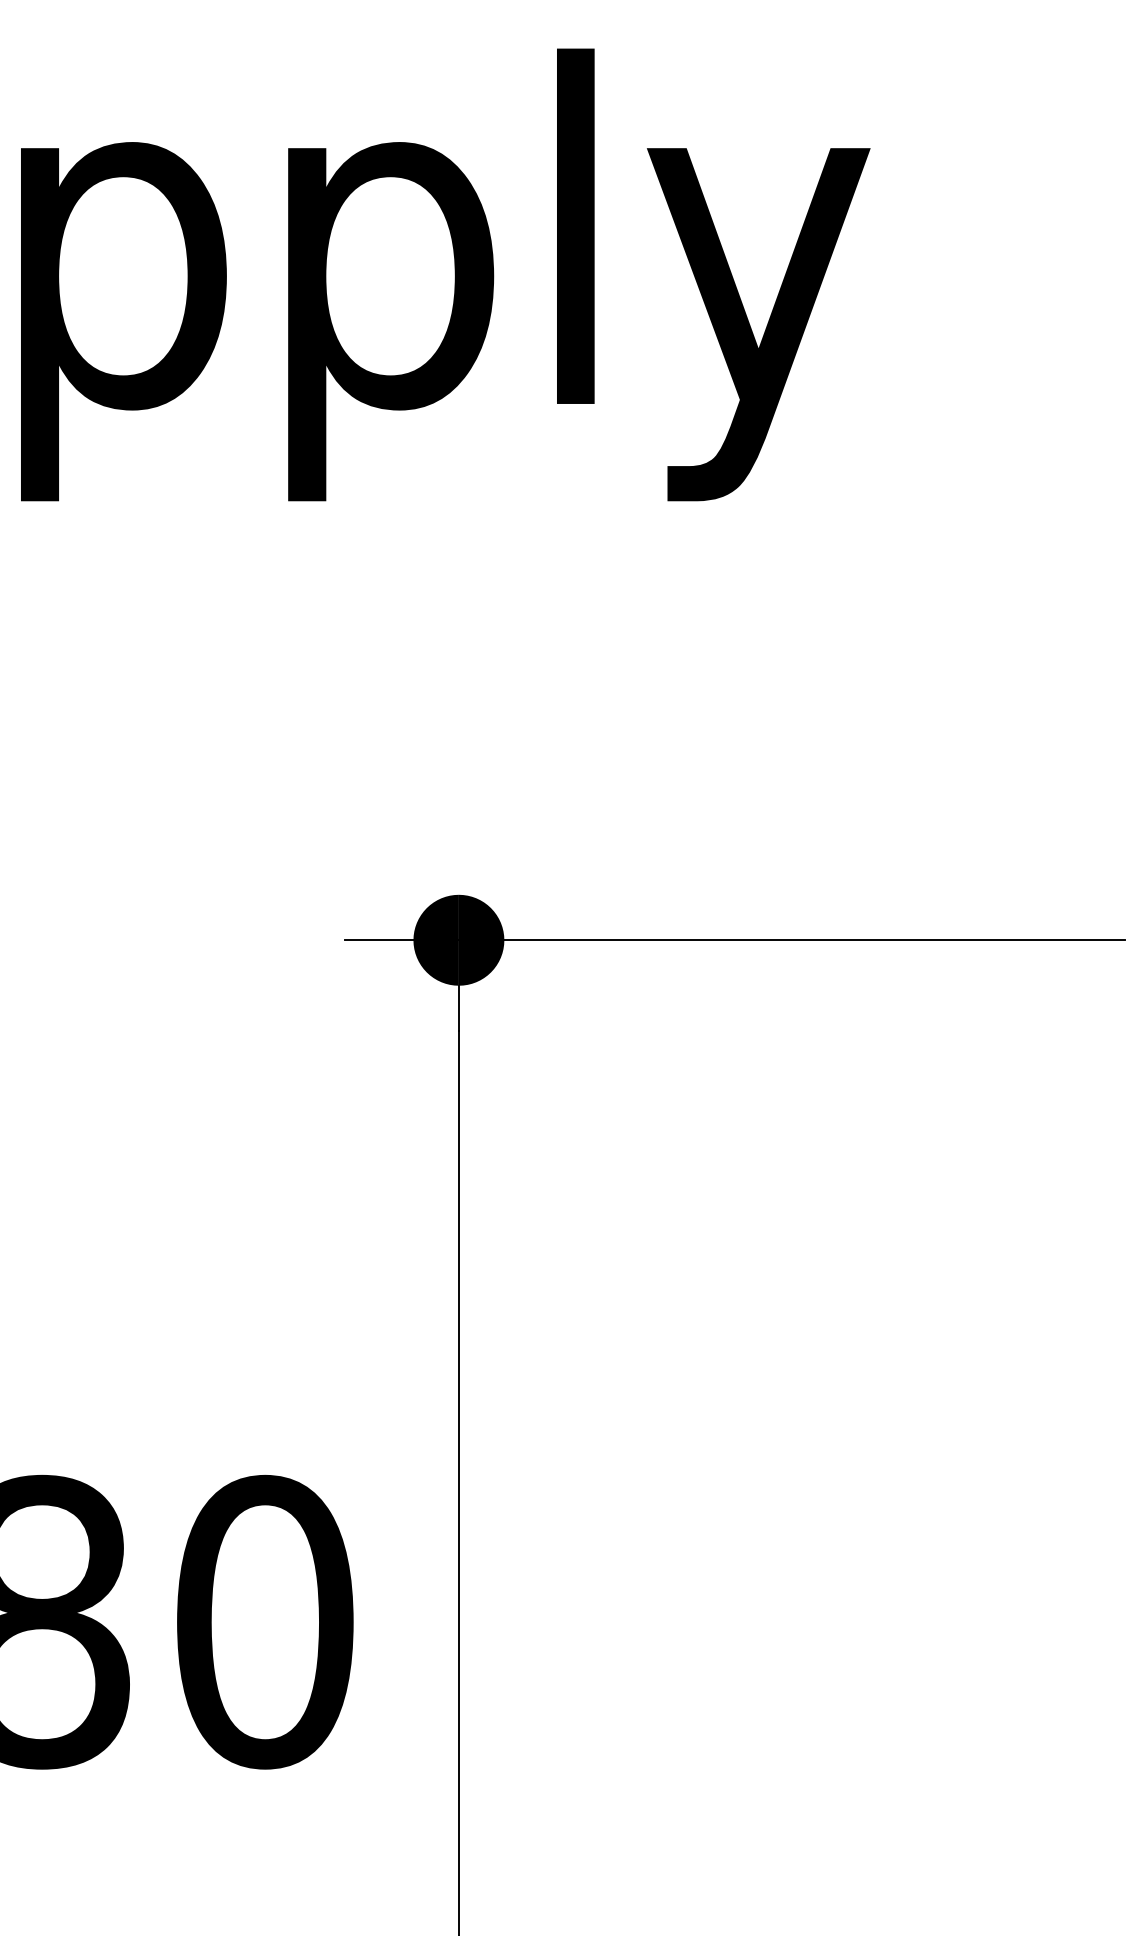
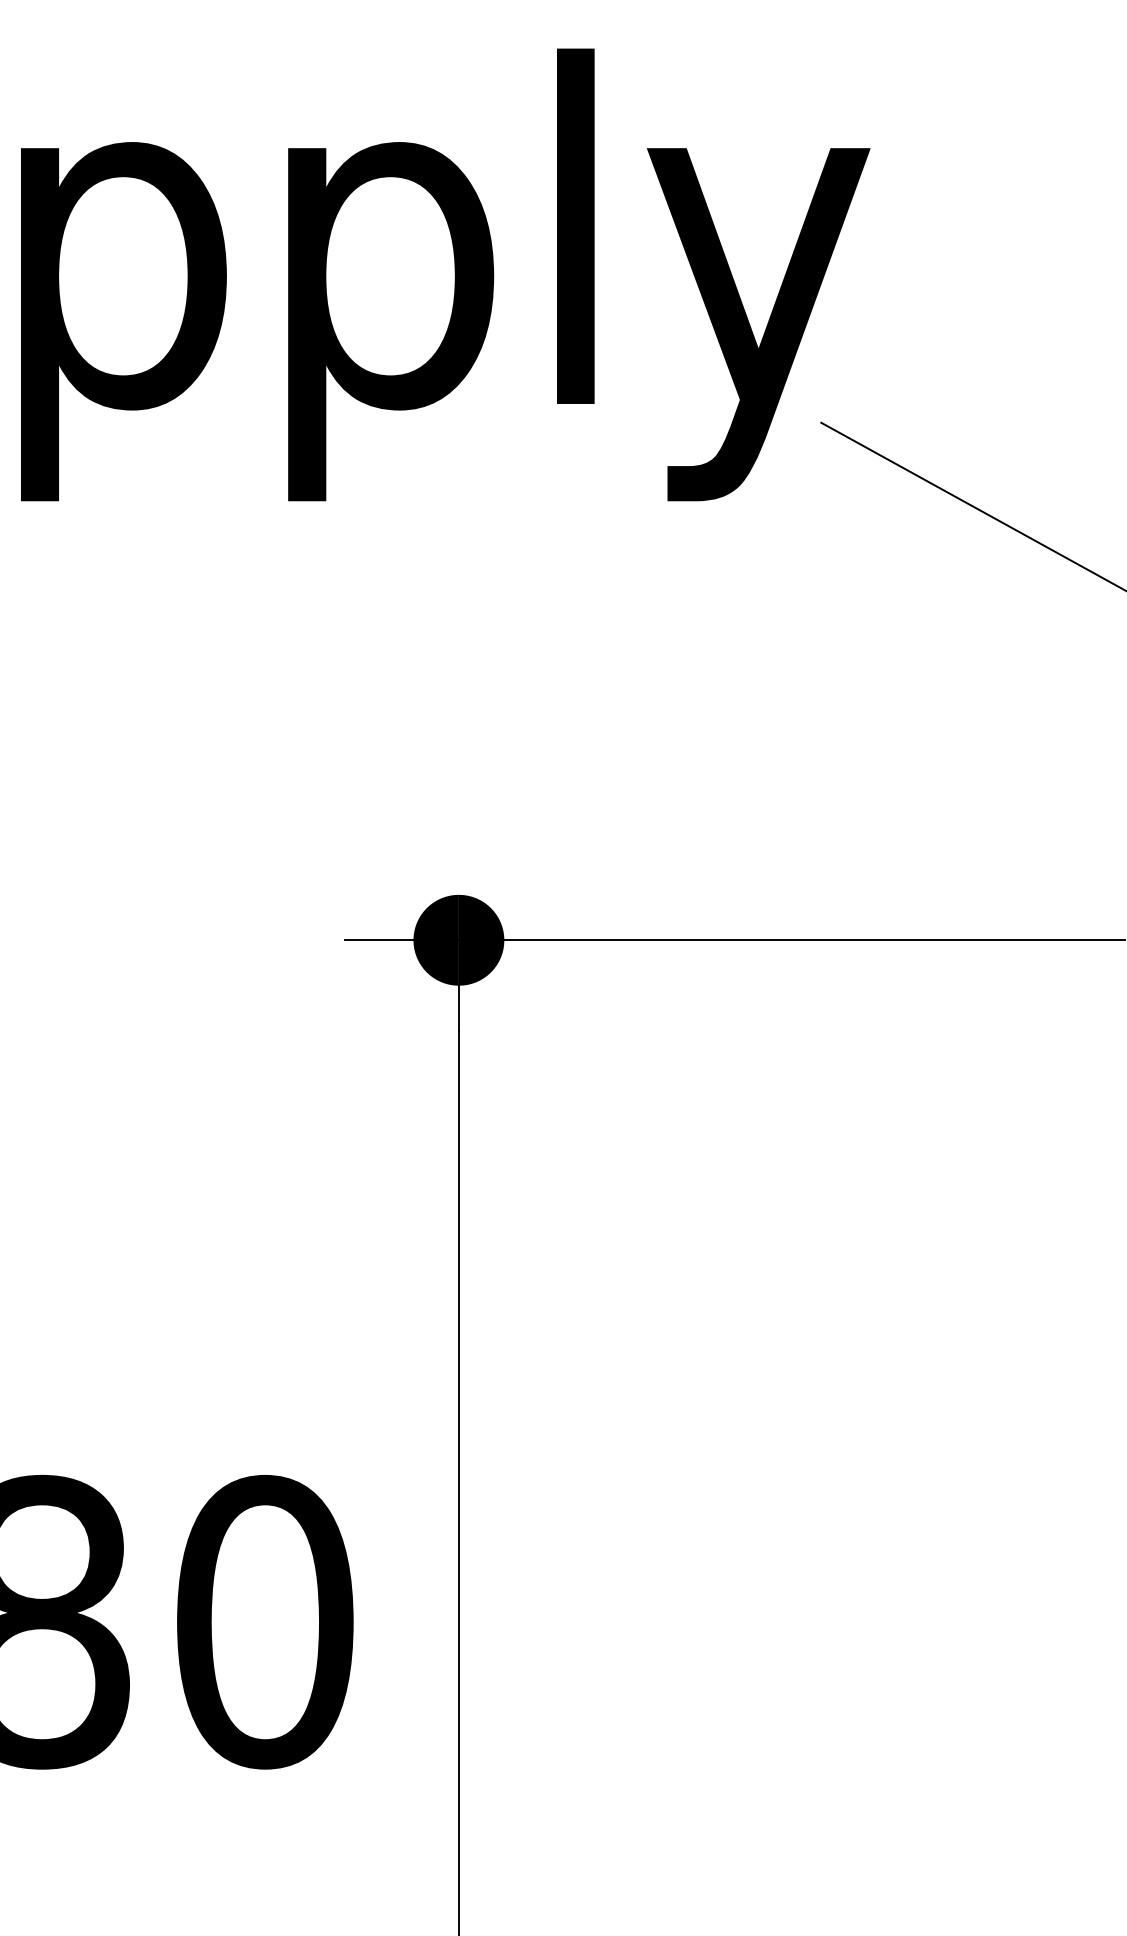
line: none -> present (972, 505)
